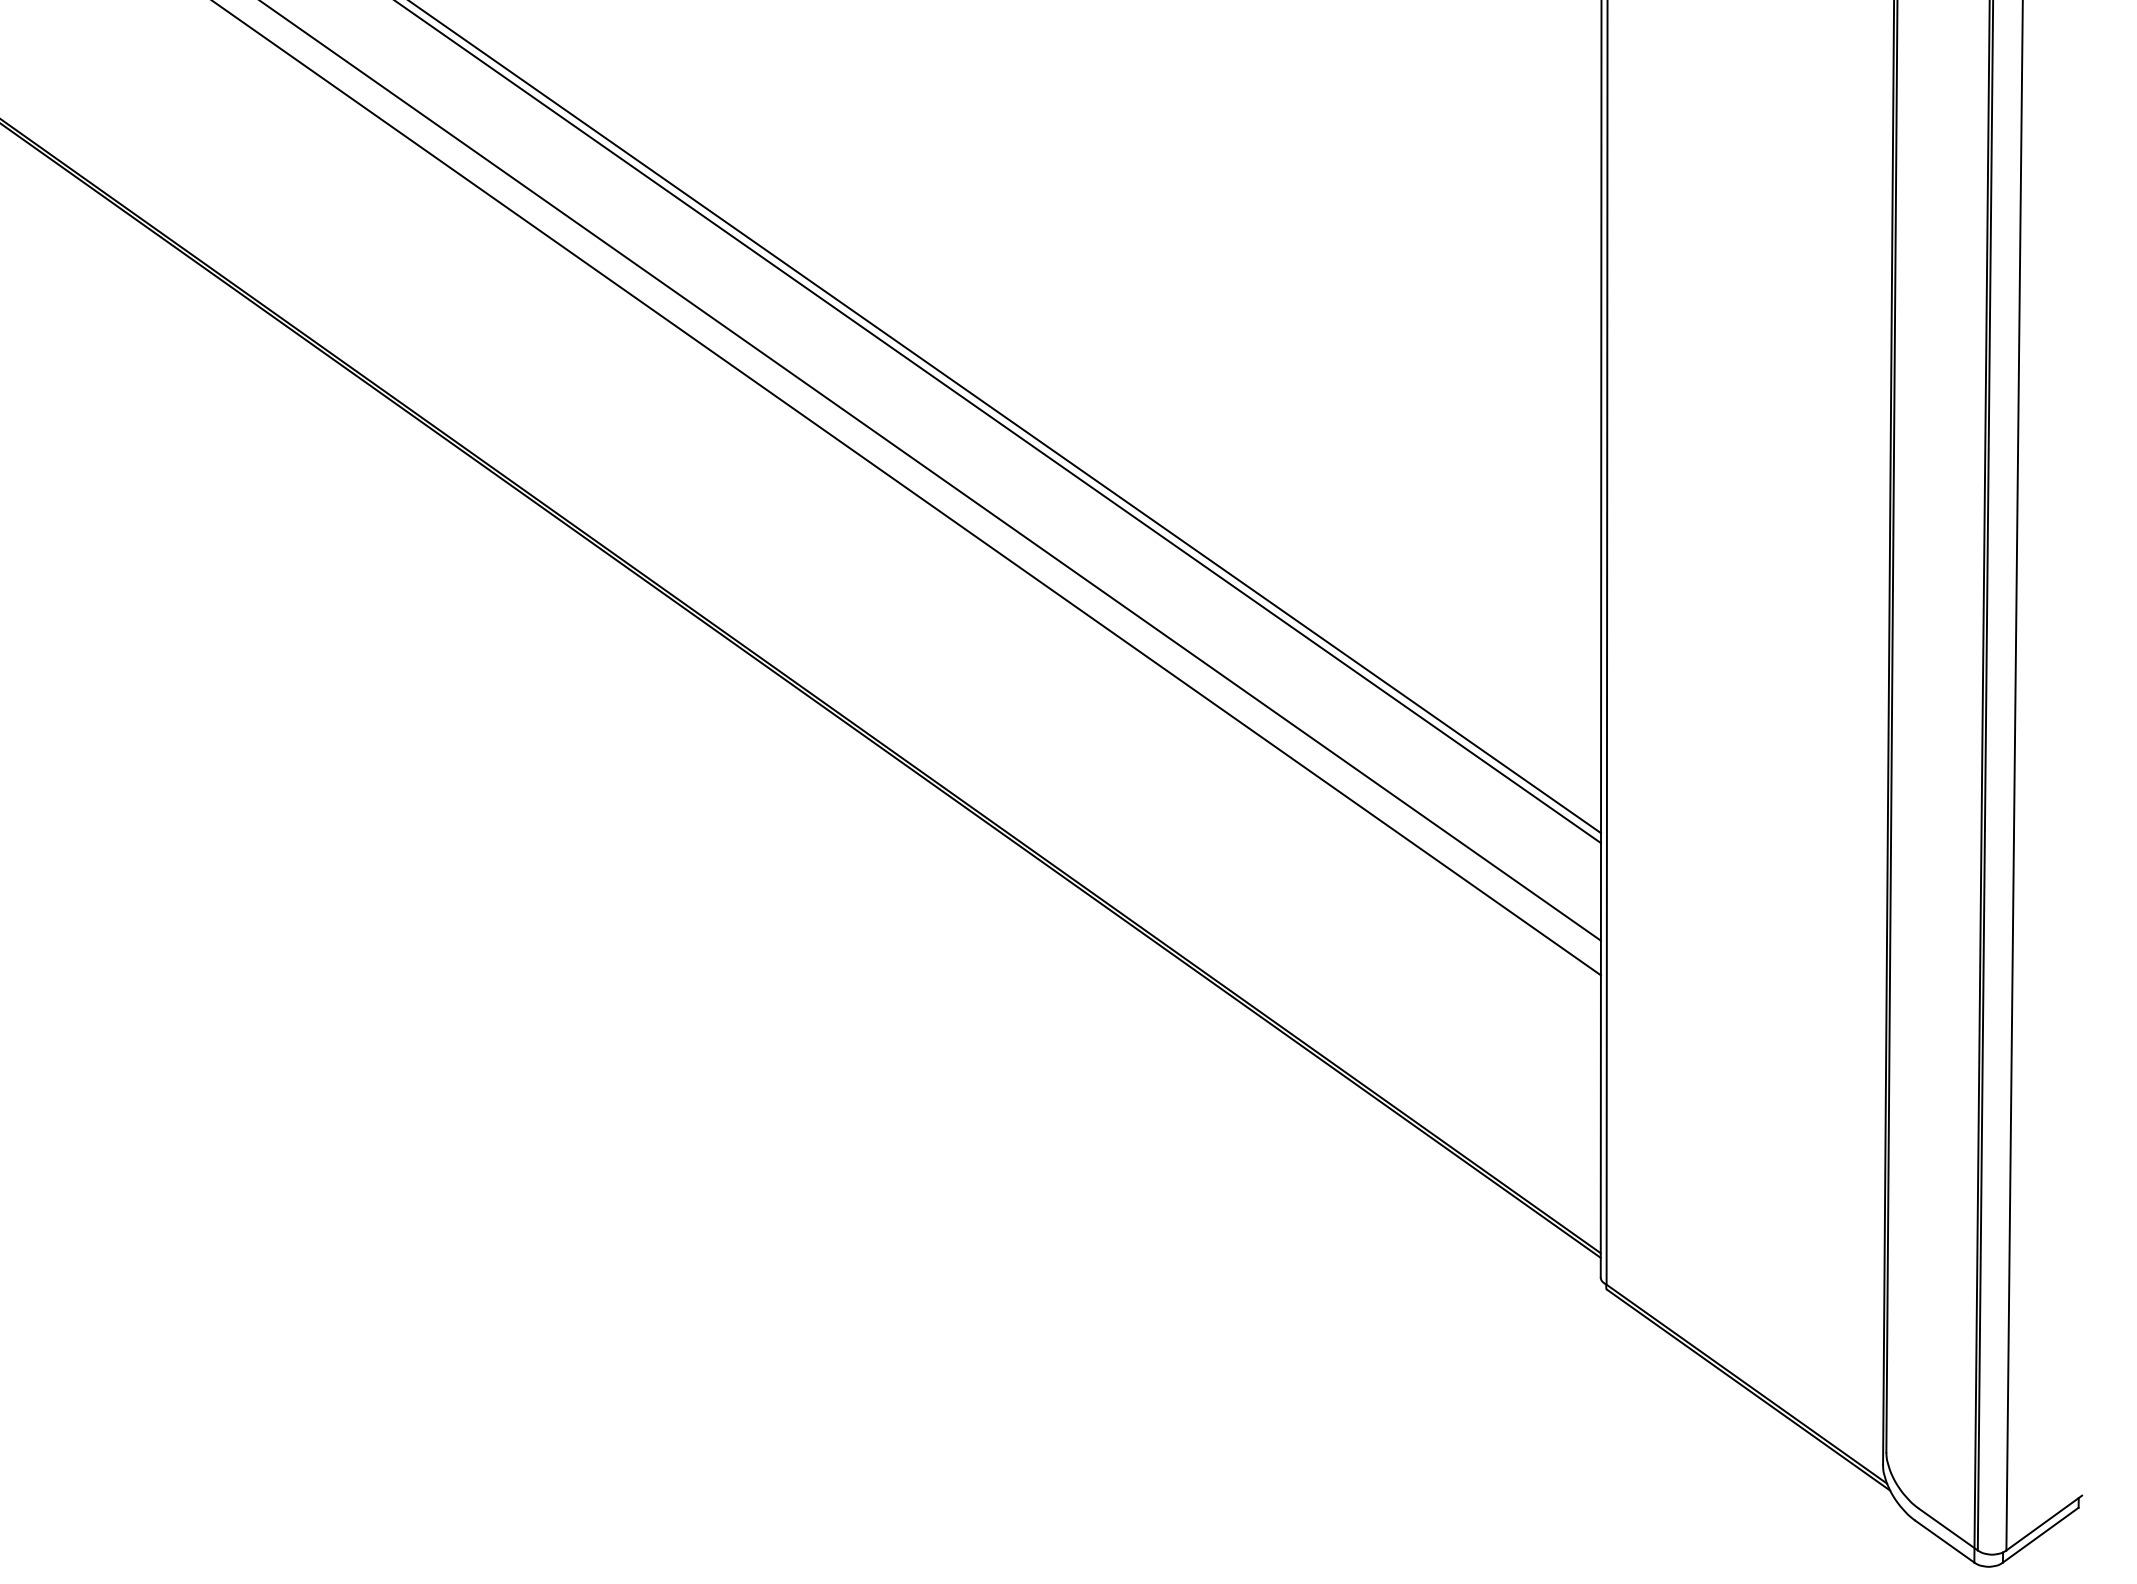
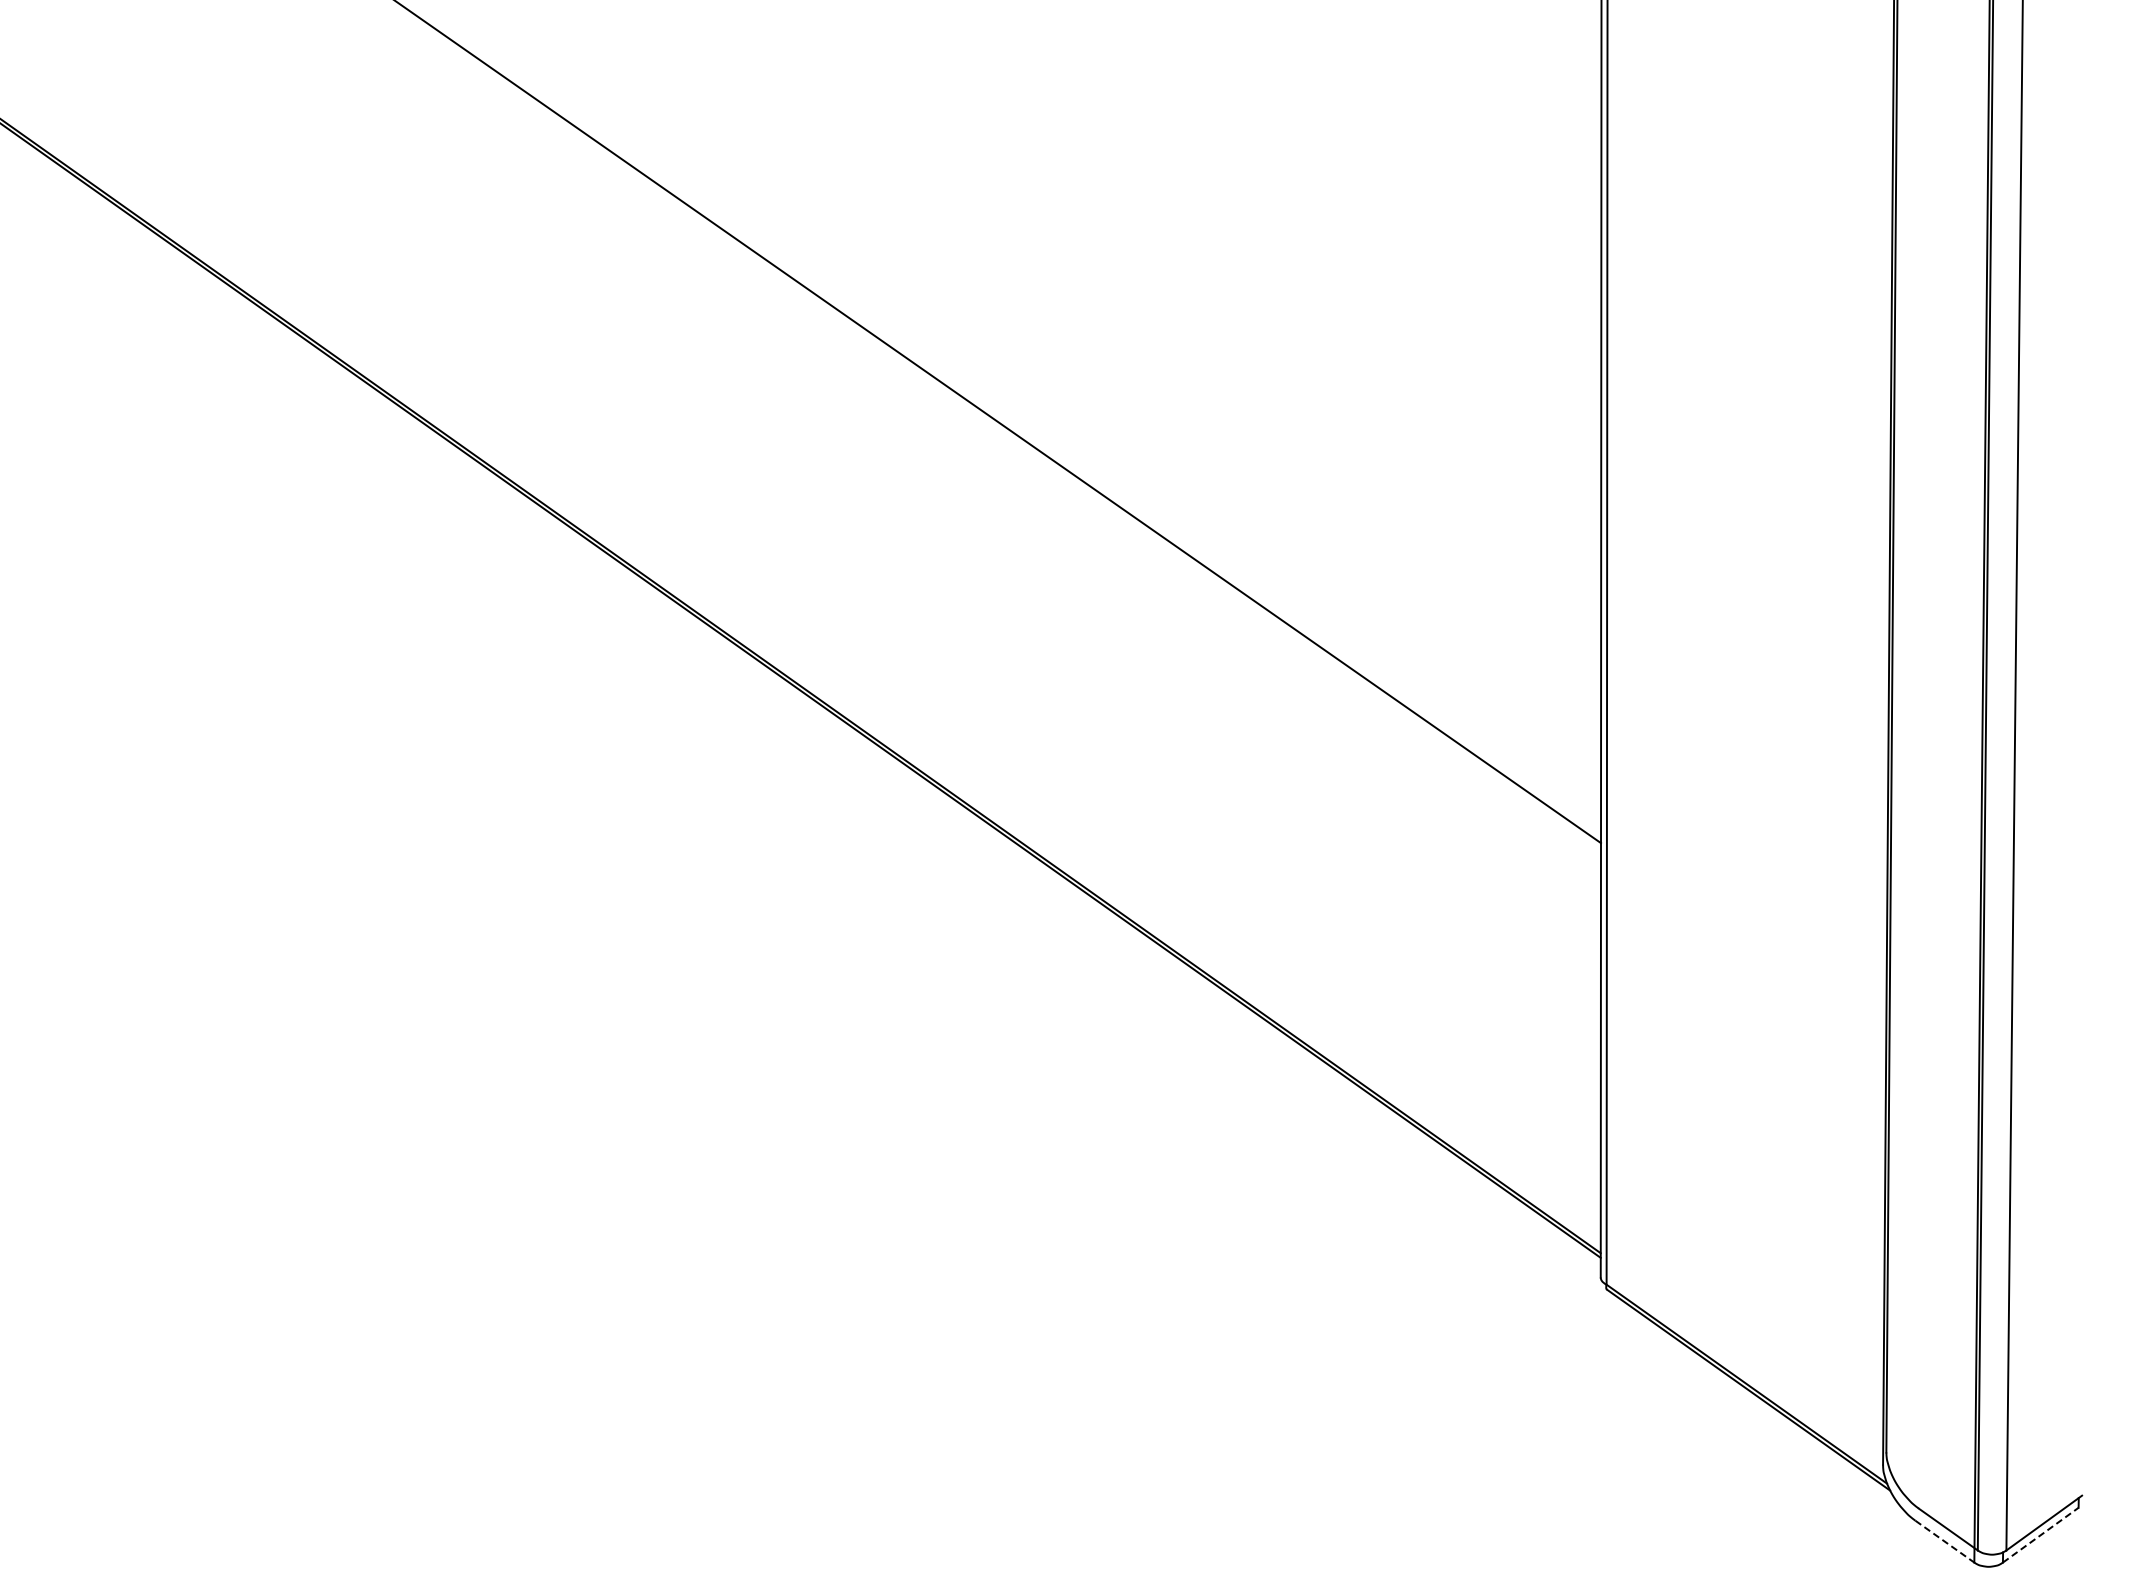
line: present -> none (1006, 417)
line: present -> none (931, 471)
line: present -> none (907, 488)
line: solid -> dashed (2040, 1535)
line: solid -> dashed (1945, 1541)
